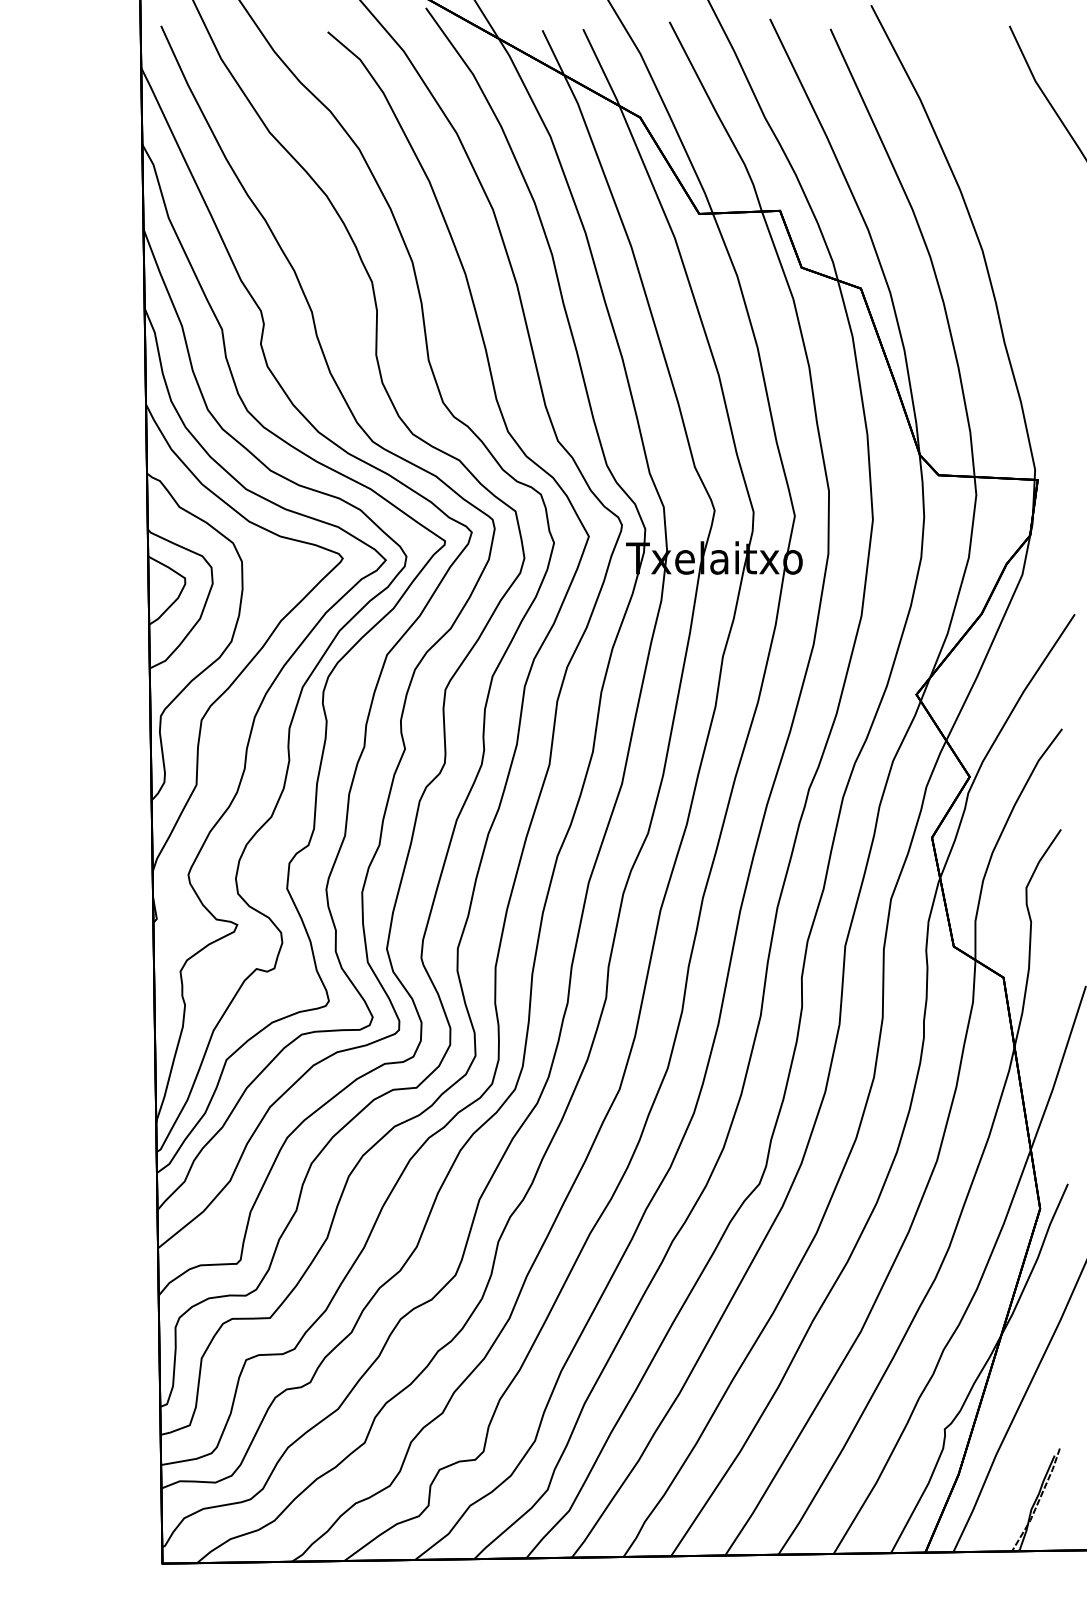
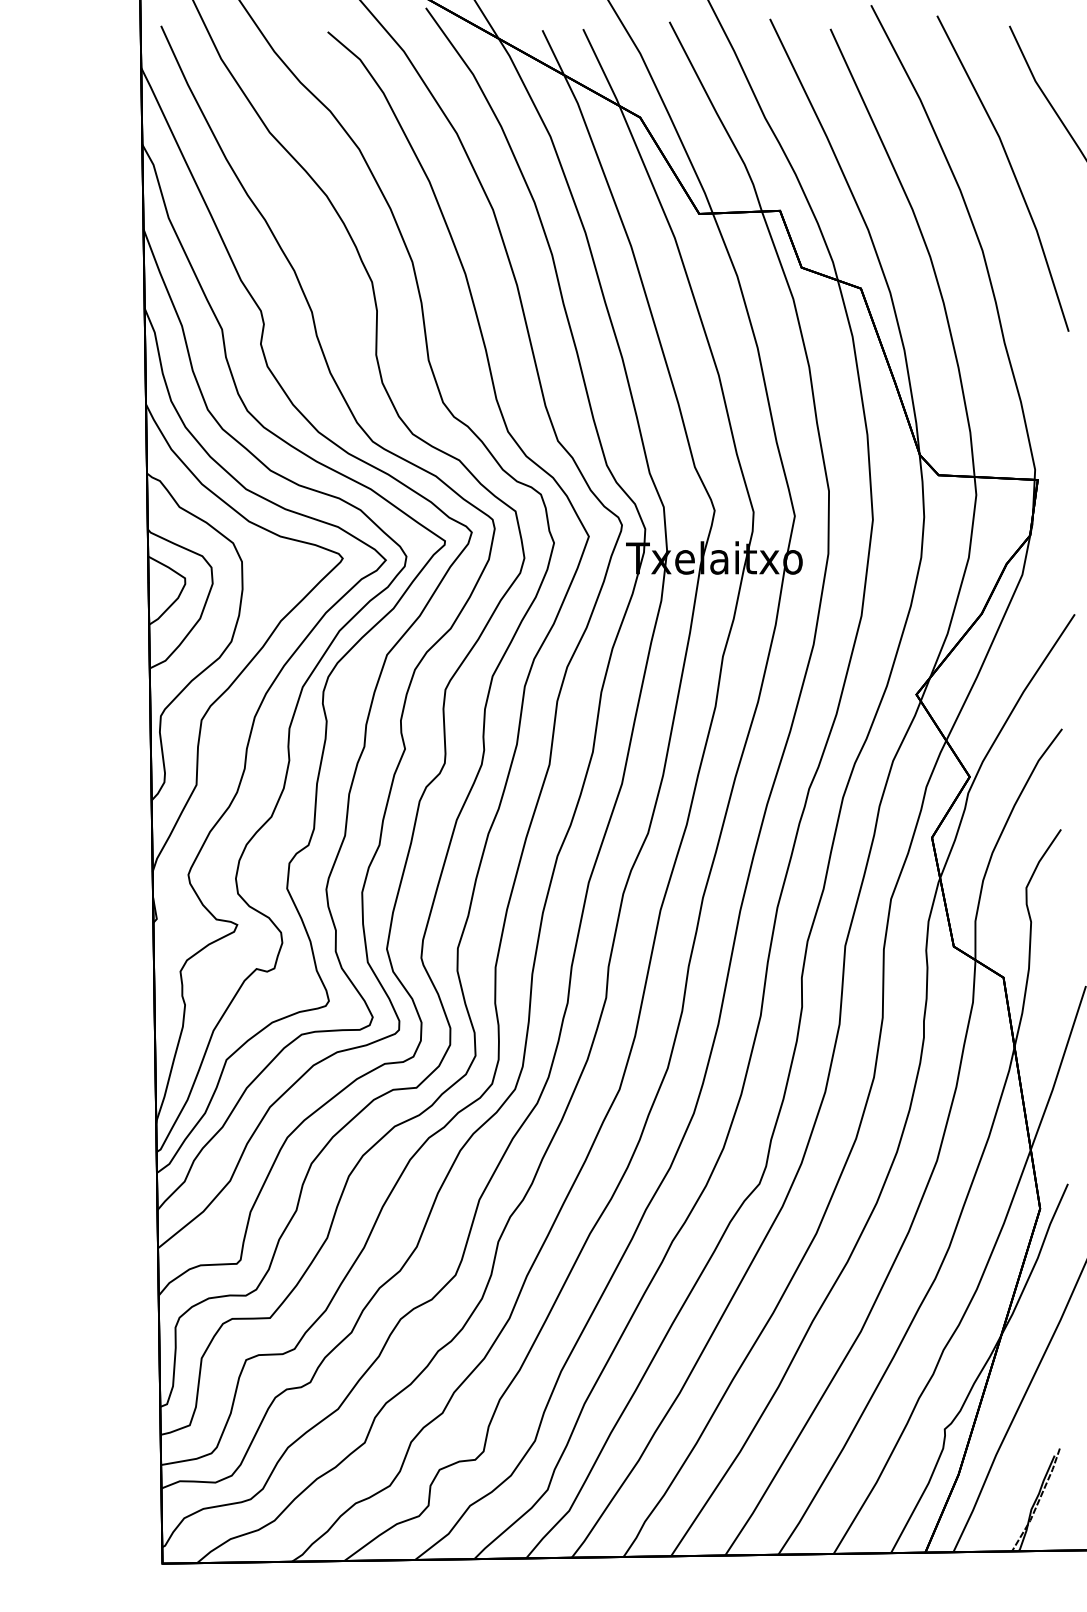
line: none -> present (1010, 168)
